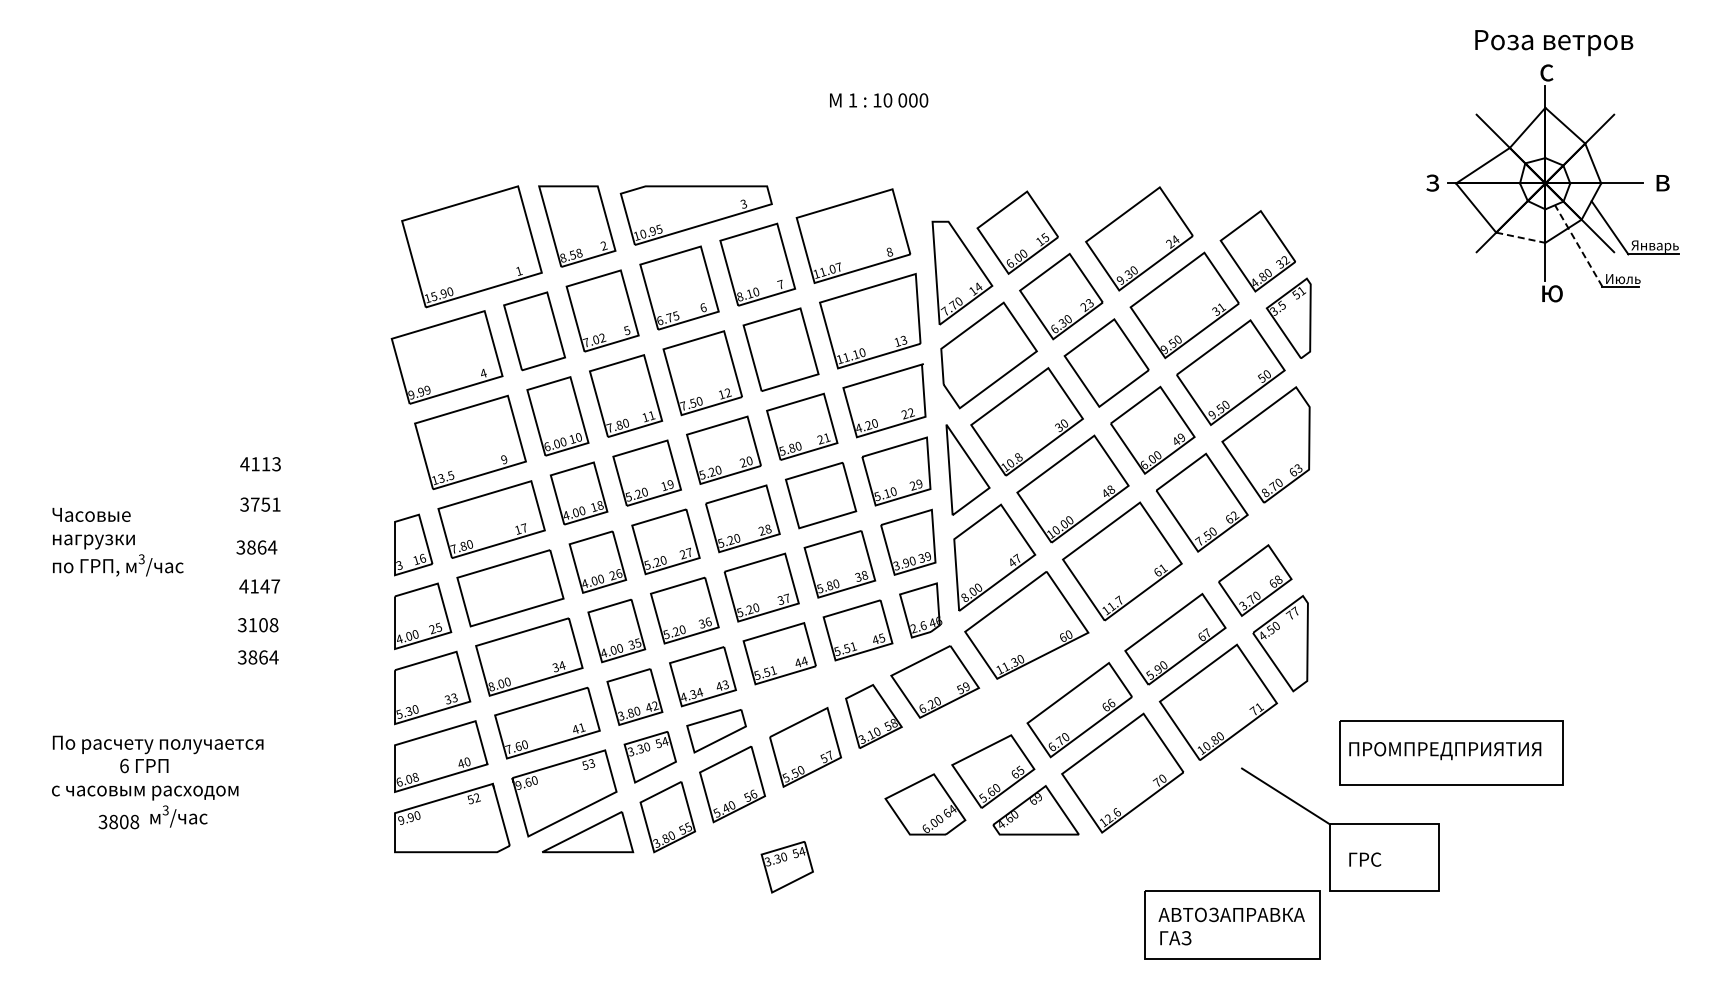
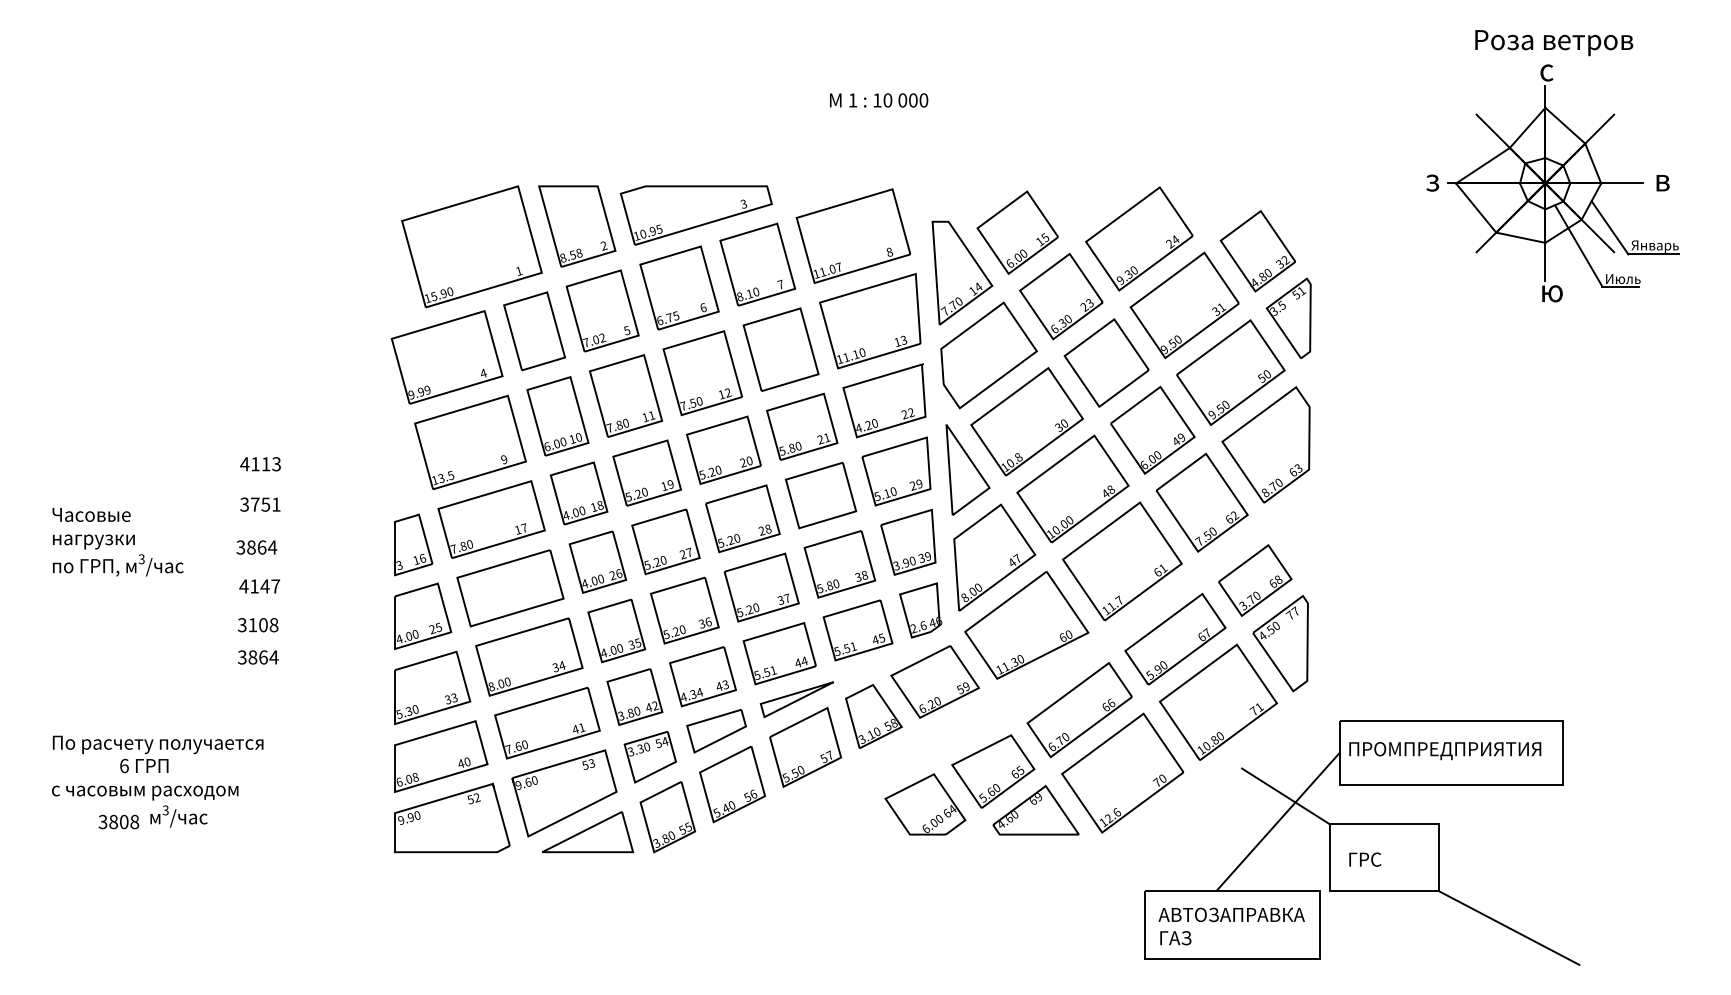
line: dashed -> solid (1521, 237)
line: dashed -> solid (1578, 245)
part: none -> present (796, 699)
line: none -> present (1277, 821)
part: present -> none (786, 867)
line: none -> present (1509, 927)
